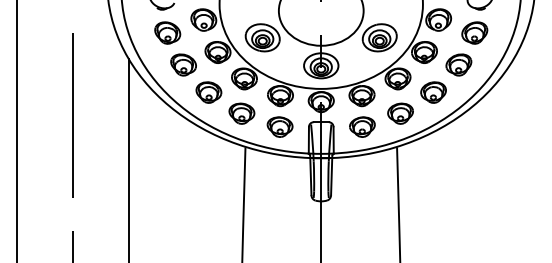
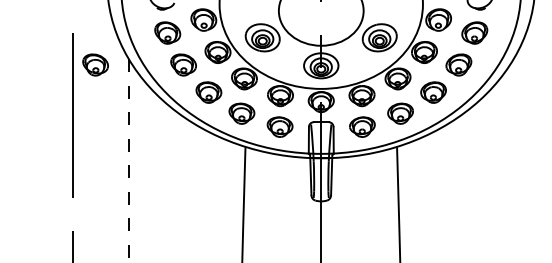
part: none -> present (95, 64)
line: present -> none (16, 130)
line: solid -> dashed (128, 161)
